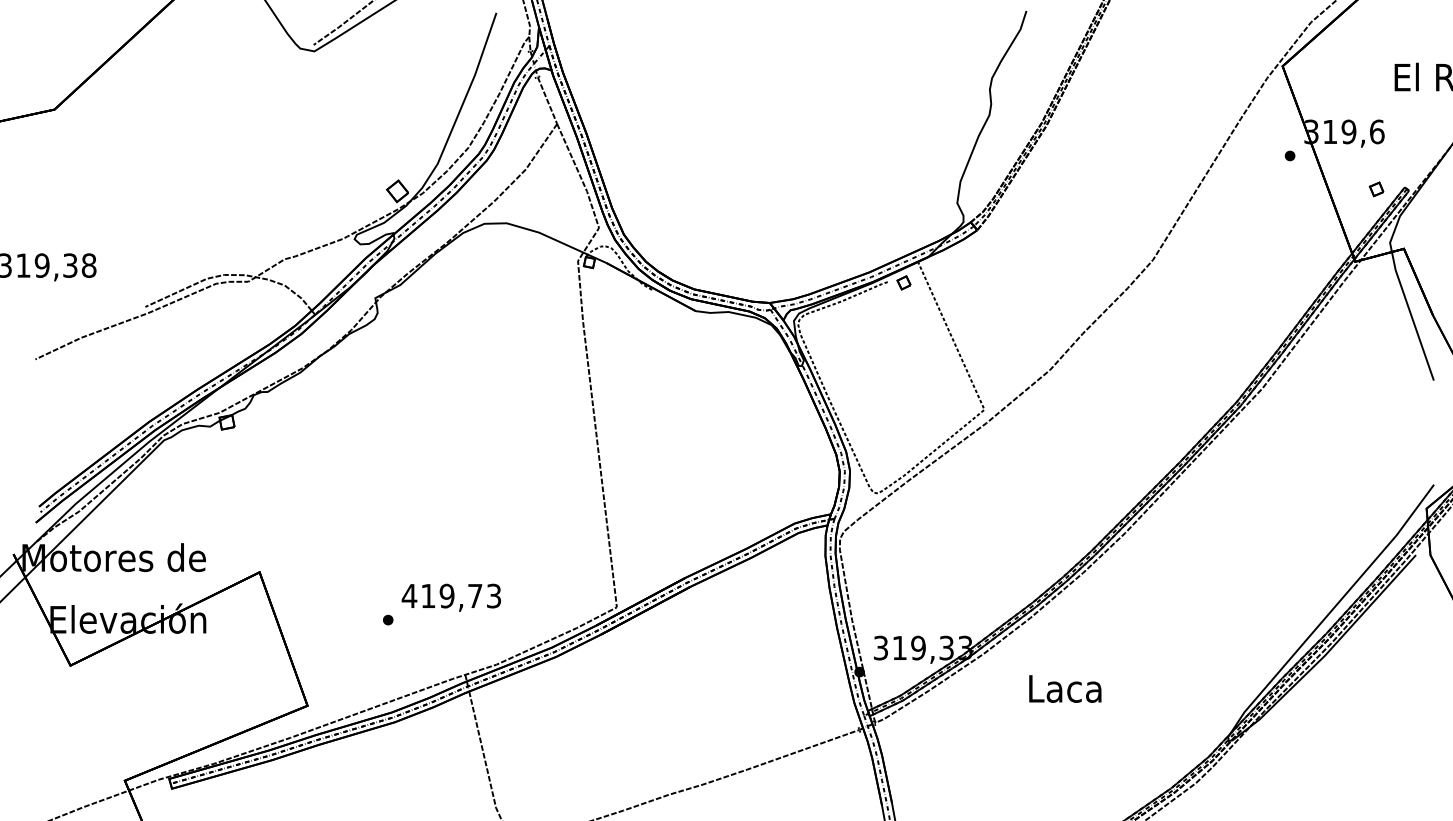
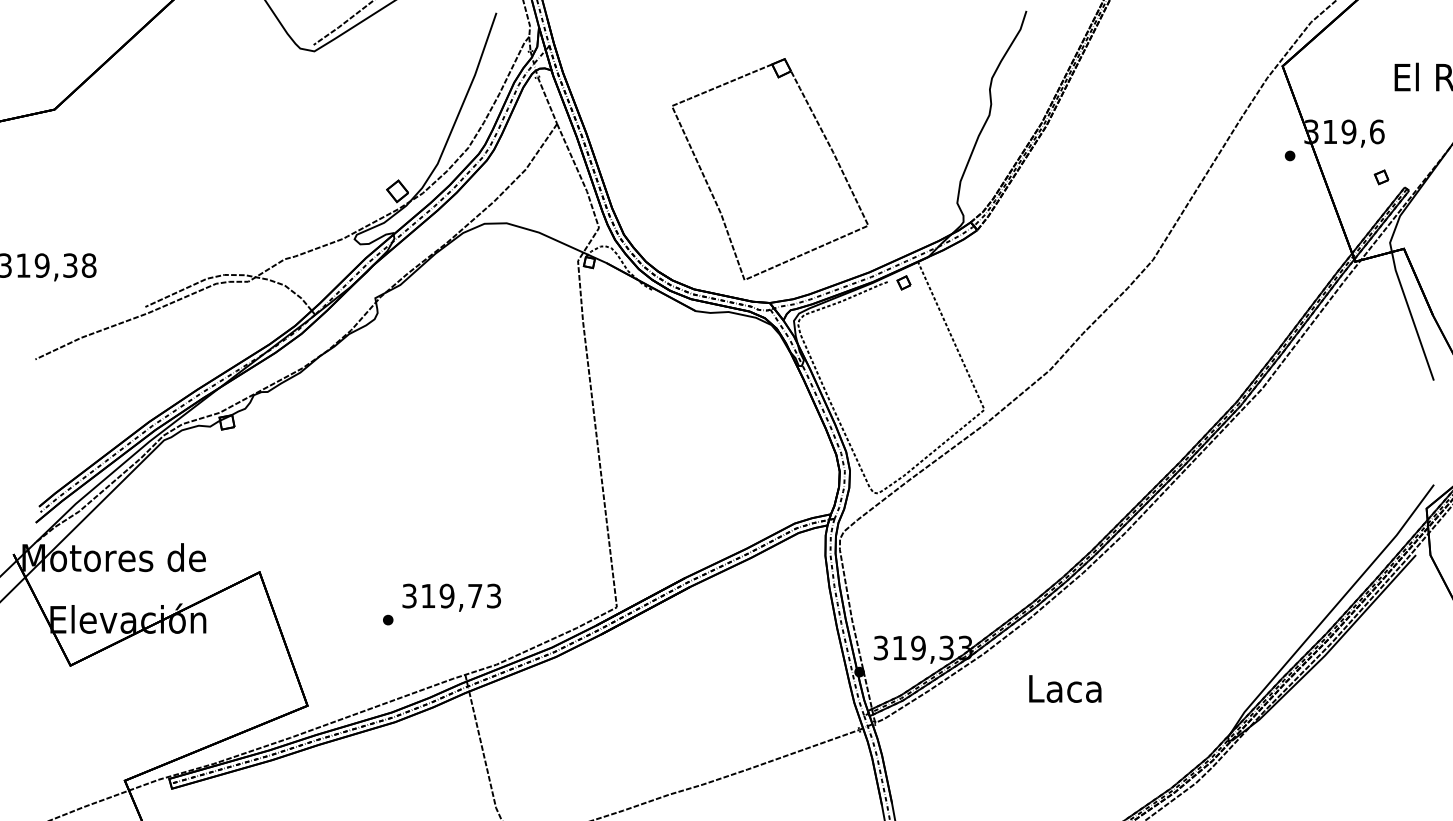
part position: (1376, 189) -> (1381, 177) (1381, 177)
part: none -> present (714, 196)
text: 419,73 -> 319,73 (409, 595)
